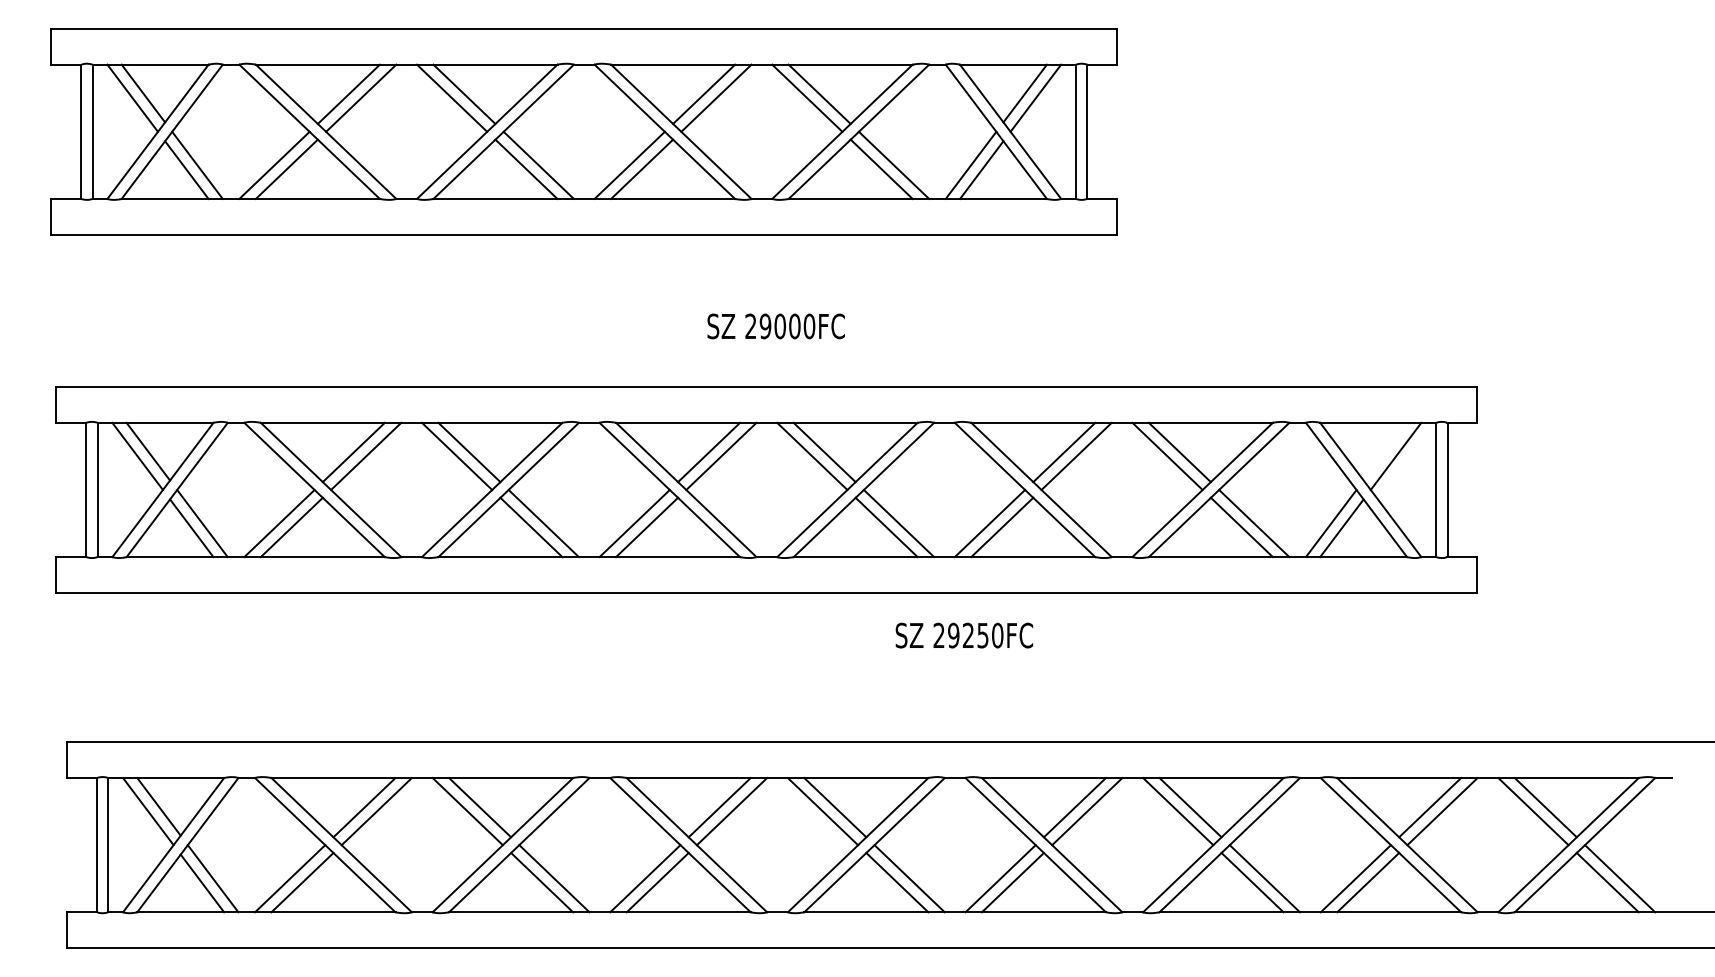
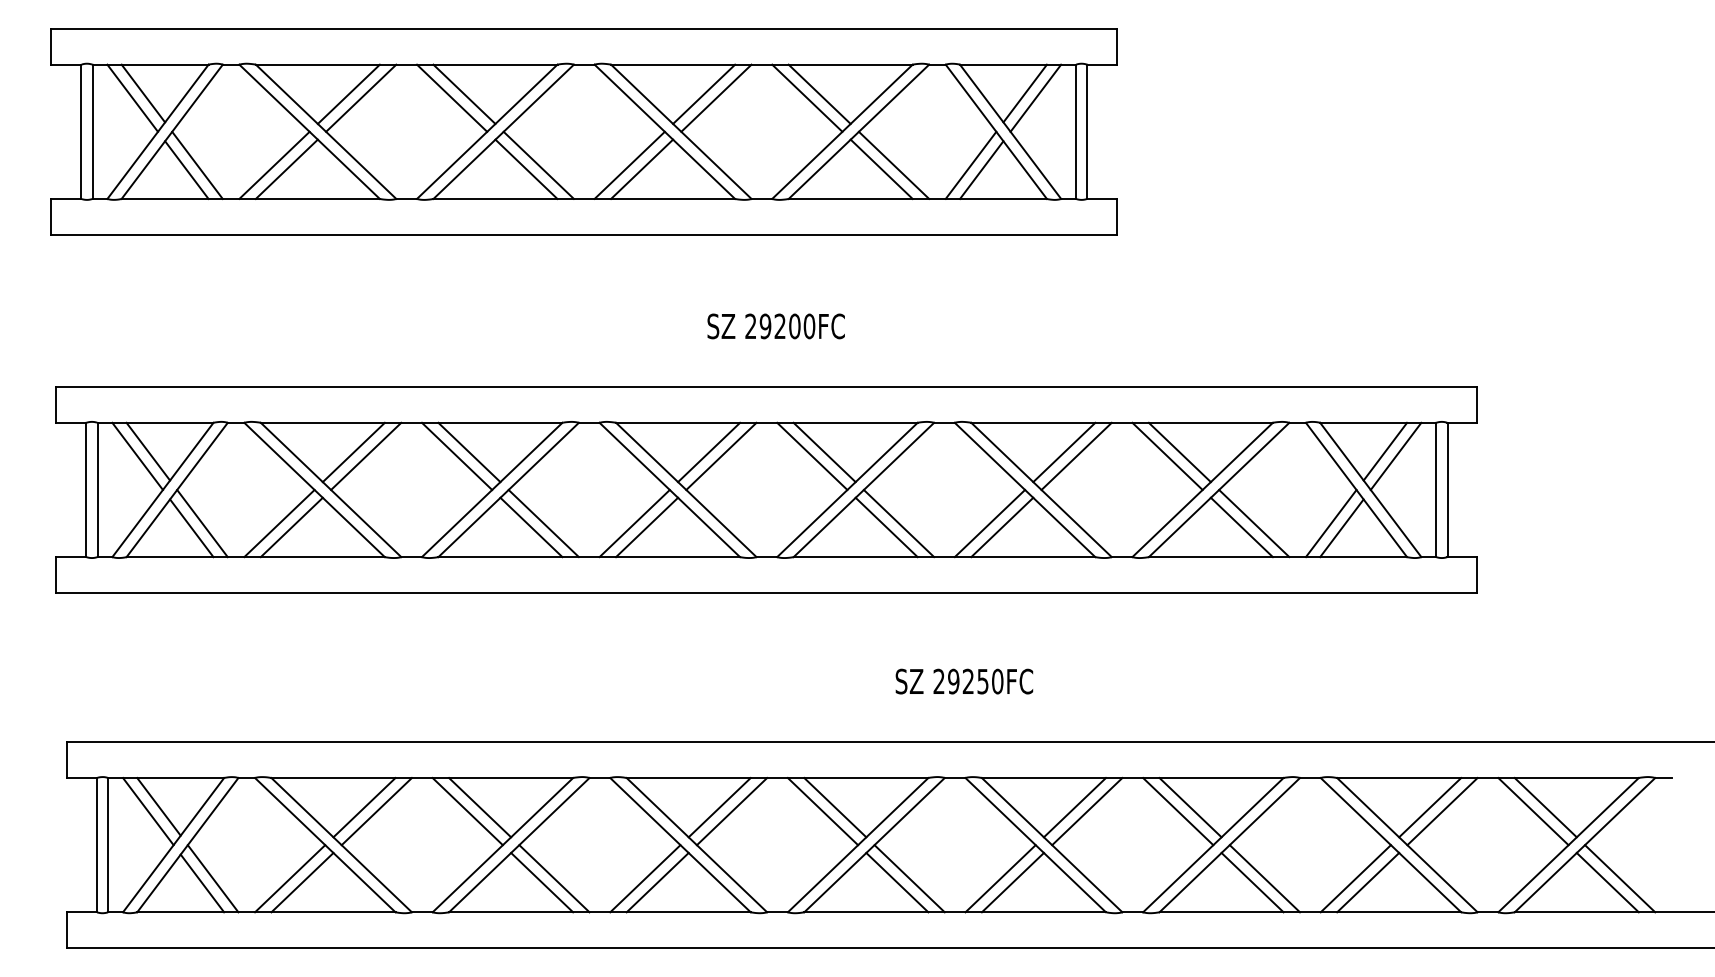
text: 29000FC -> 29200FC (779, 326)
line: none -> present (1385, 451)
text position: (964, 635) -> (964, 681) (964, 681)
